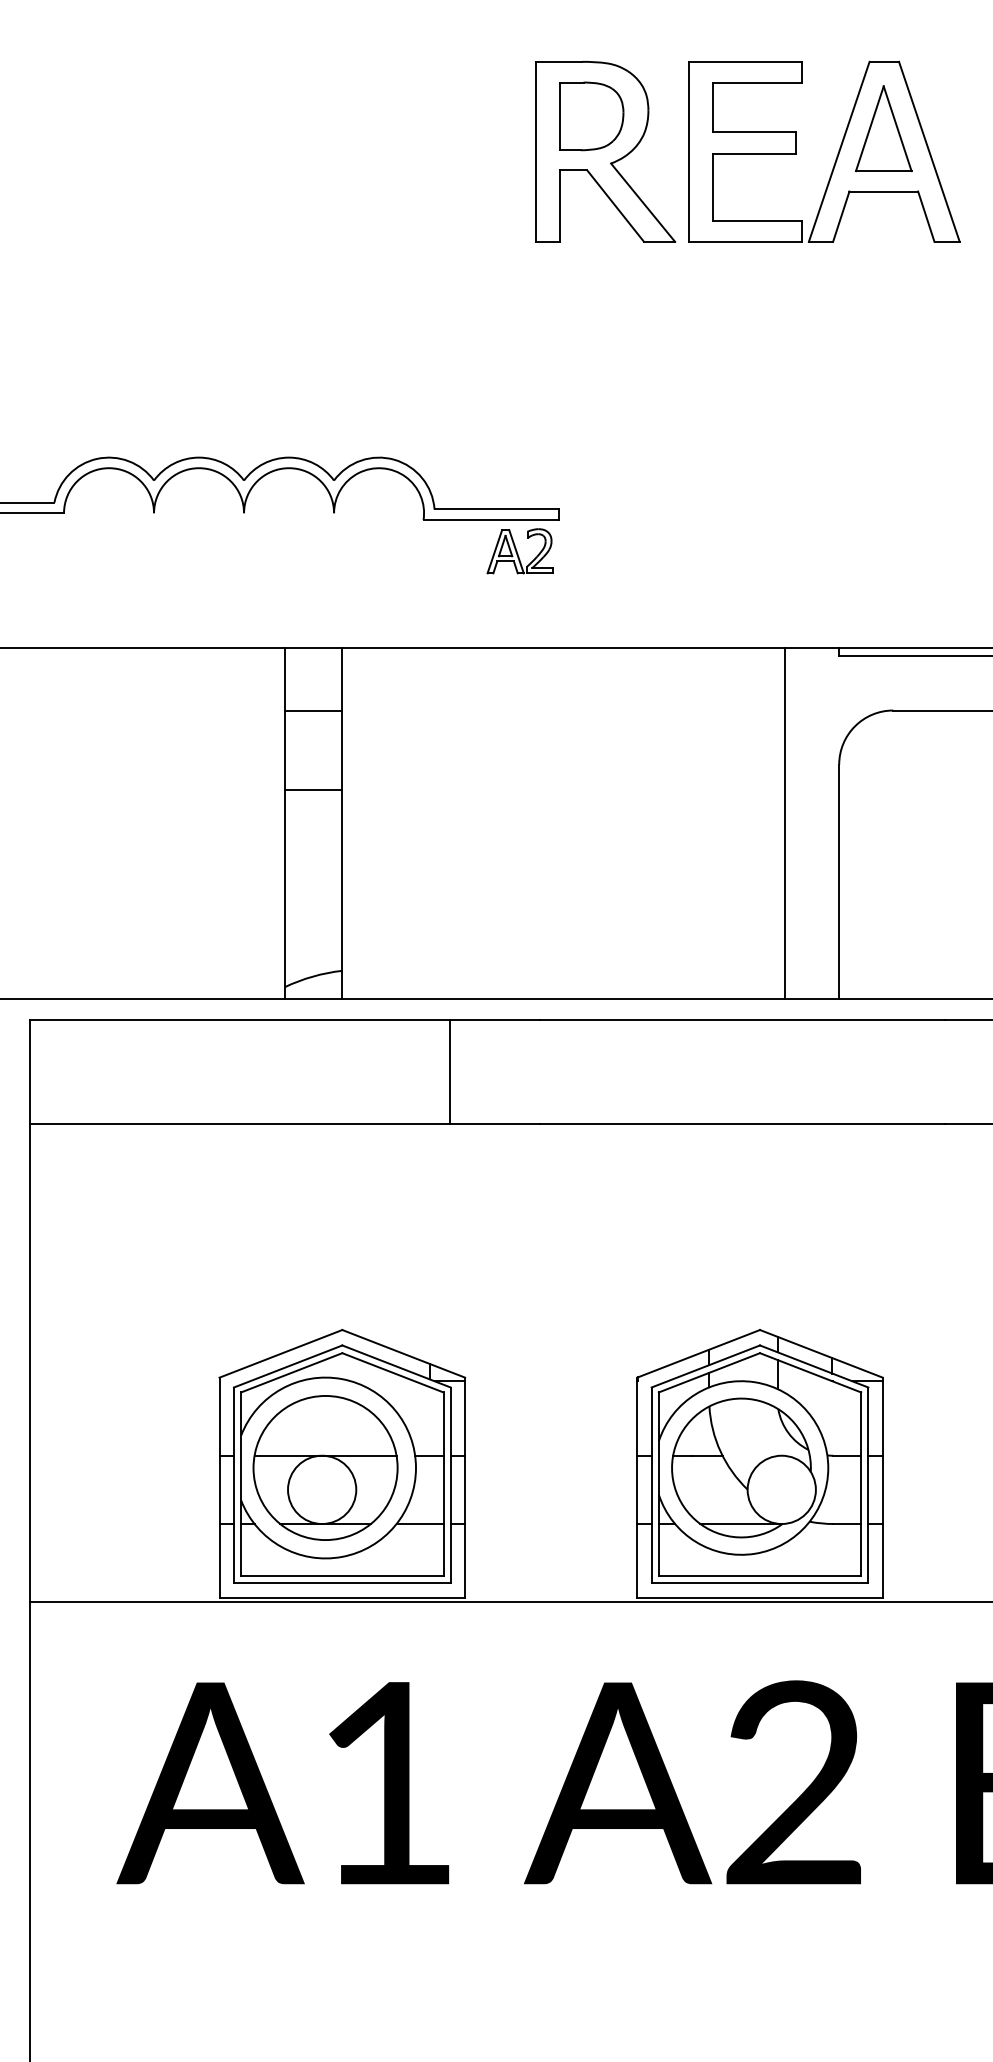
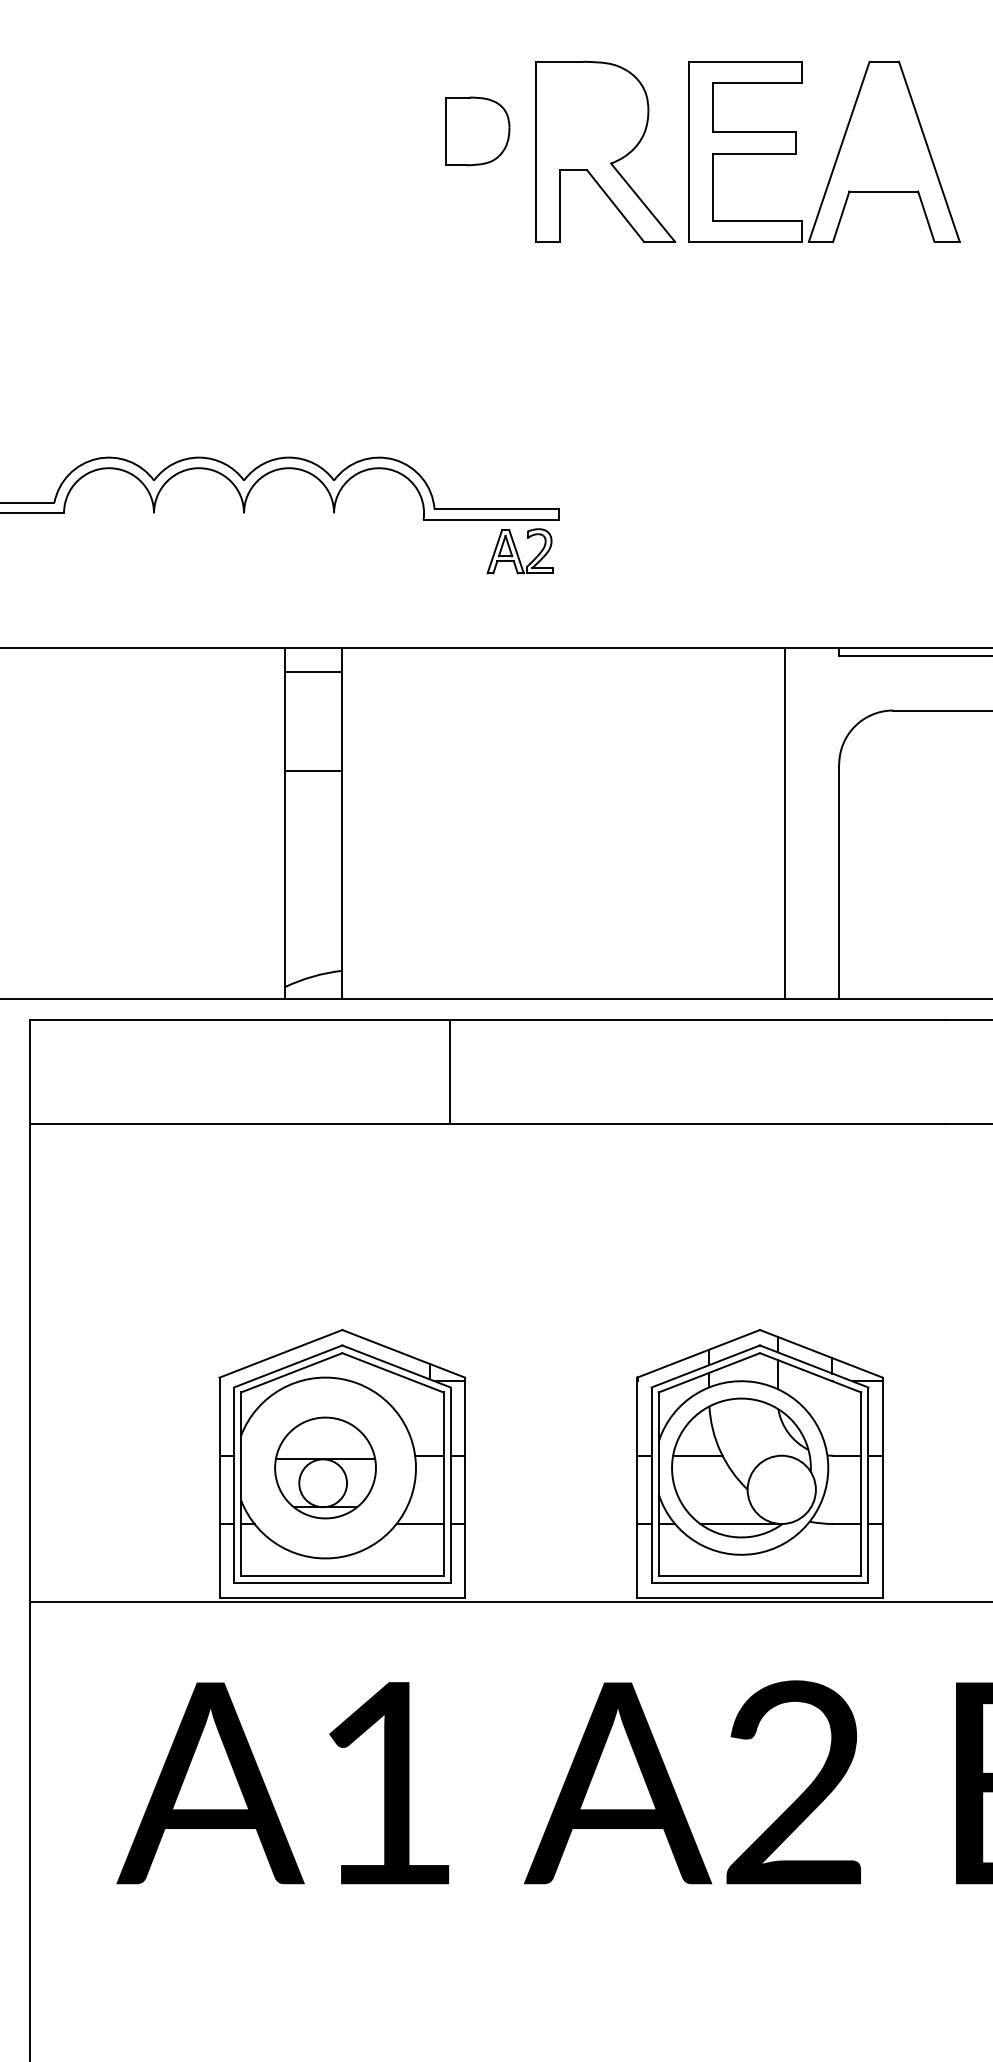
part position: (591, 116) -> (477, 131) (477, 131)
part: present -> none (883, 128)
line position: (313, 710) -> (313, 671) (313, 671)
line position: (313, 789) -> (313, 770) (313, 770)
part size: 147x146 px -> 103x104 px (325, 1467)
